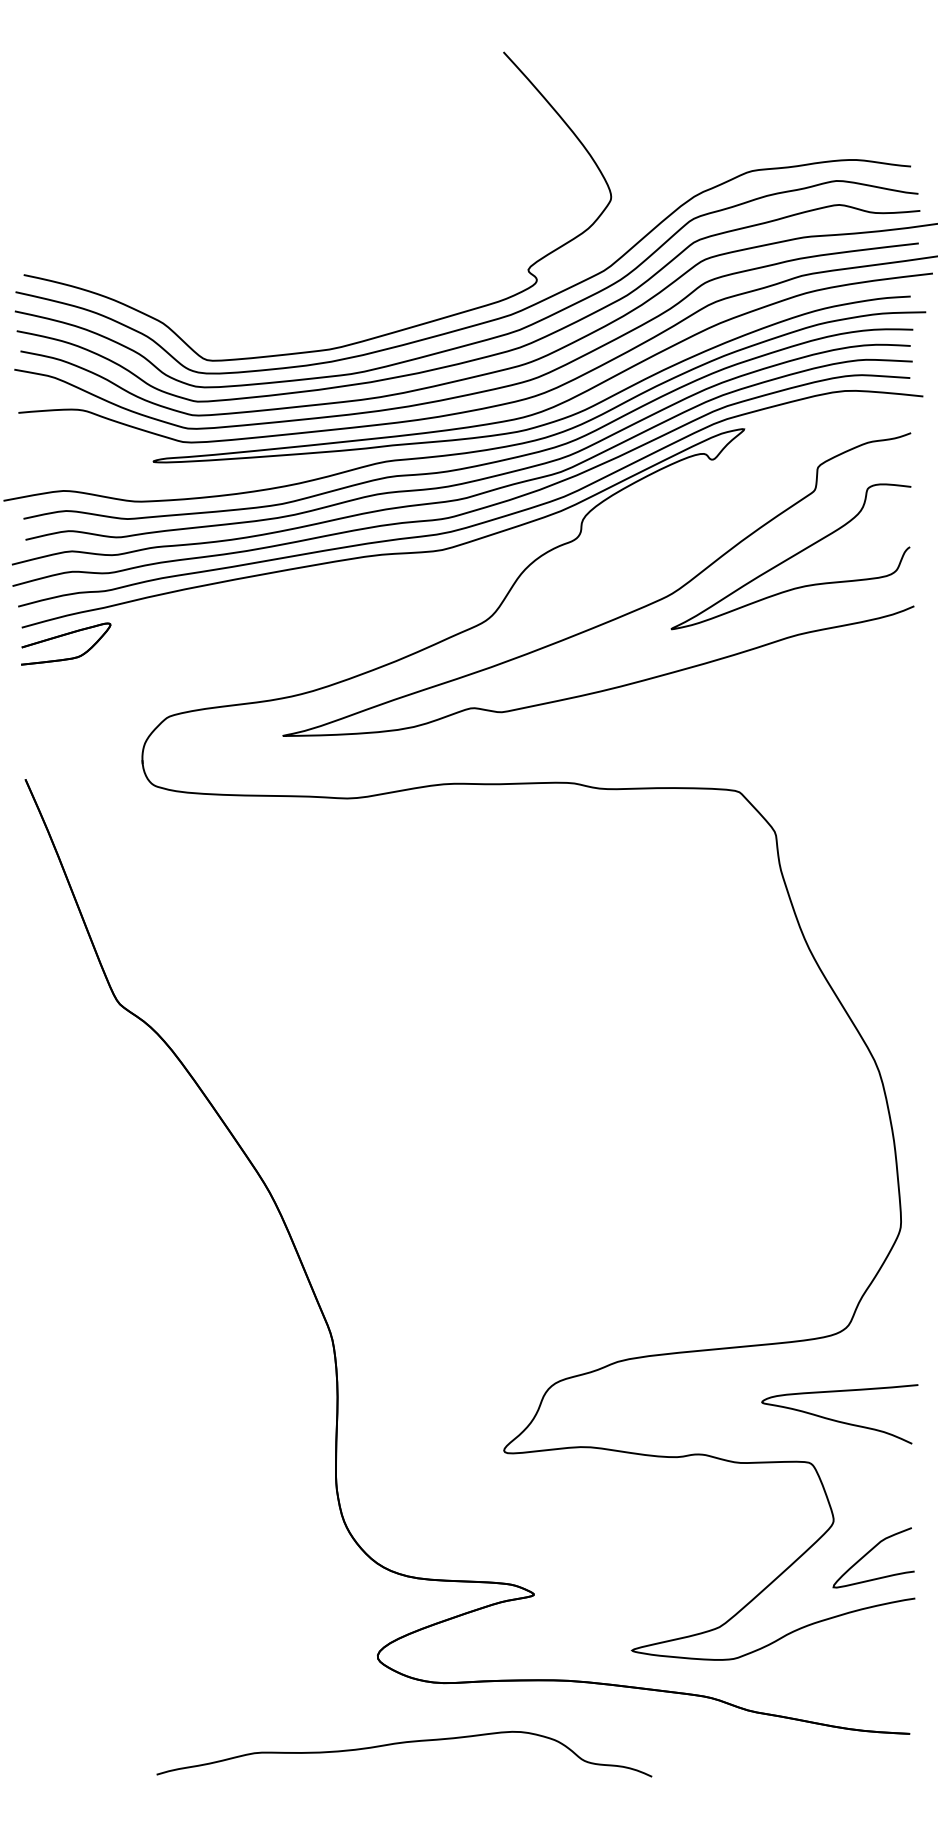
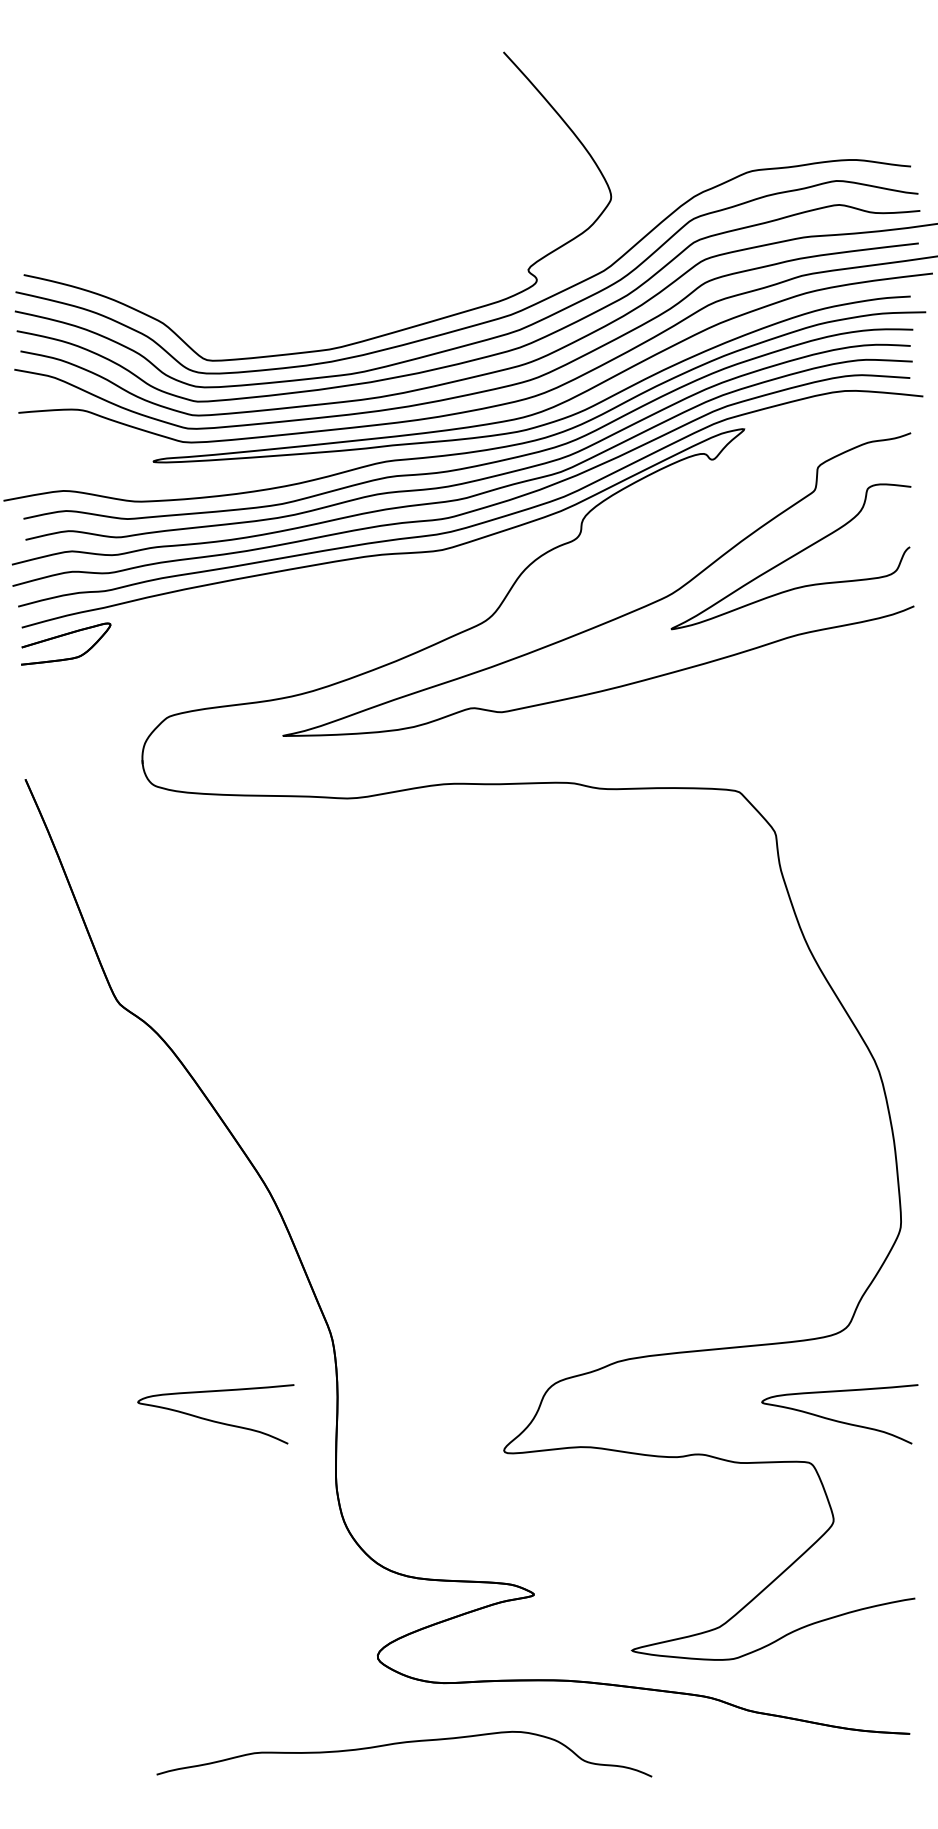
curve: none -> present (214, 1420)
curve: present -> none (869, 1552)
